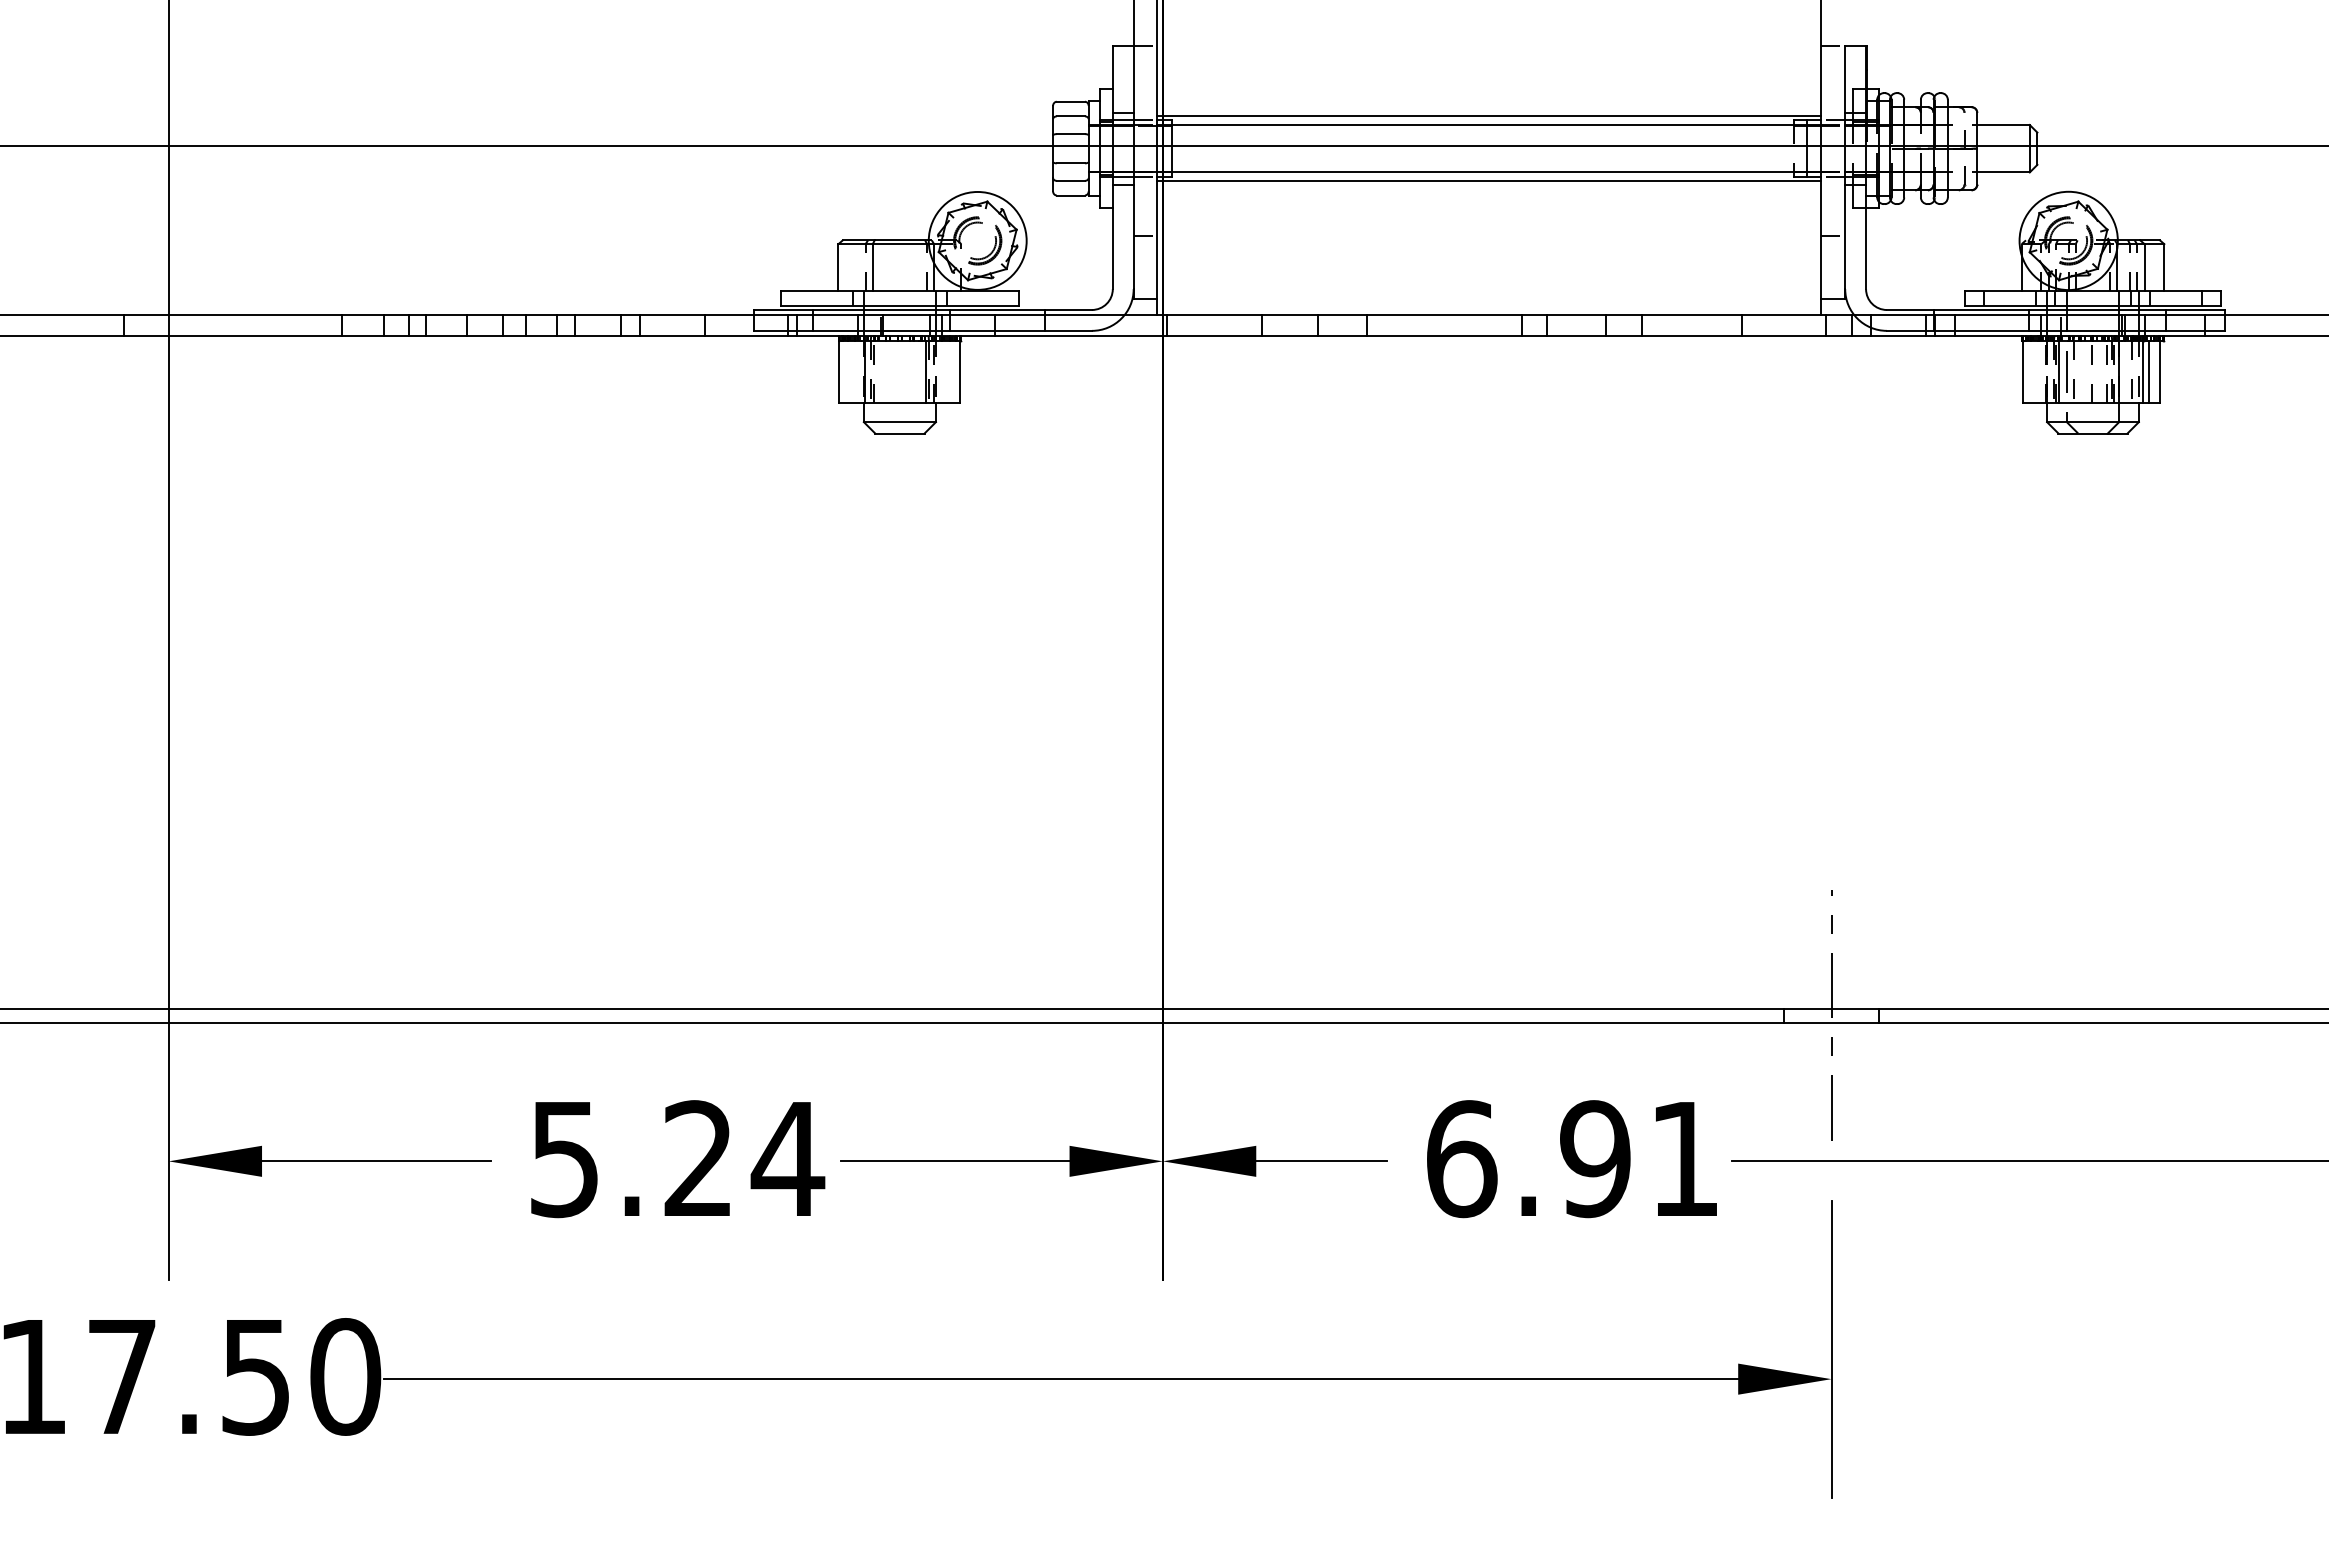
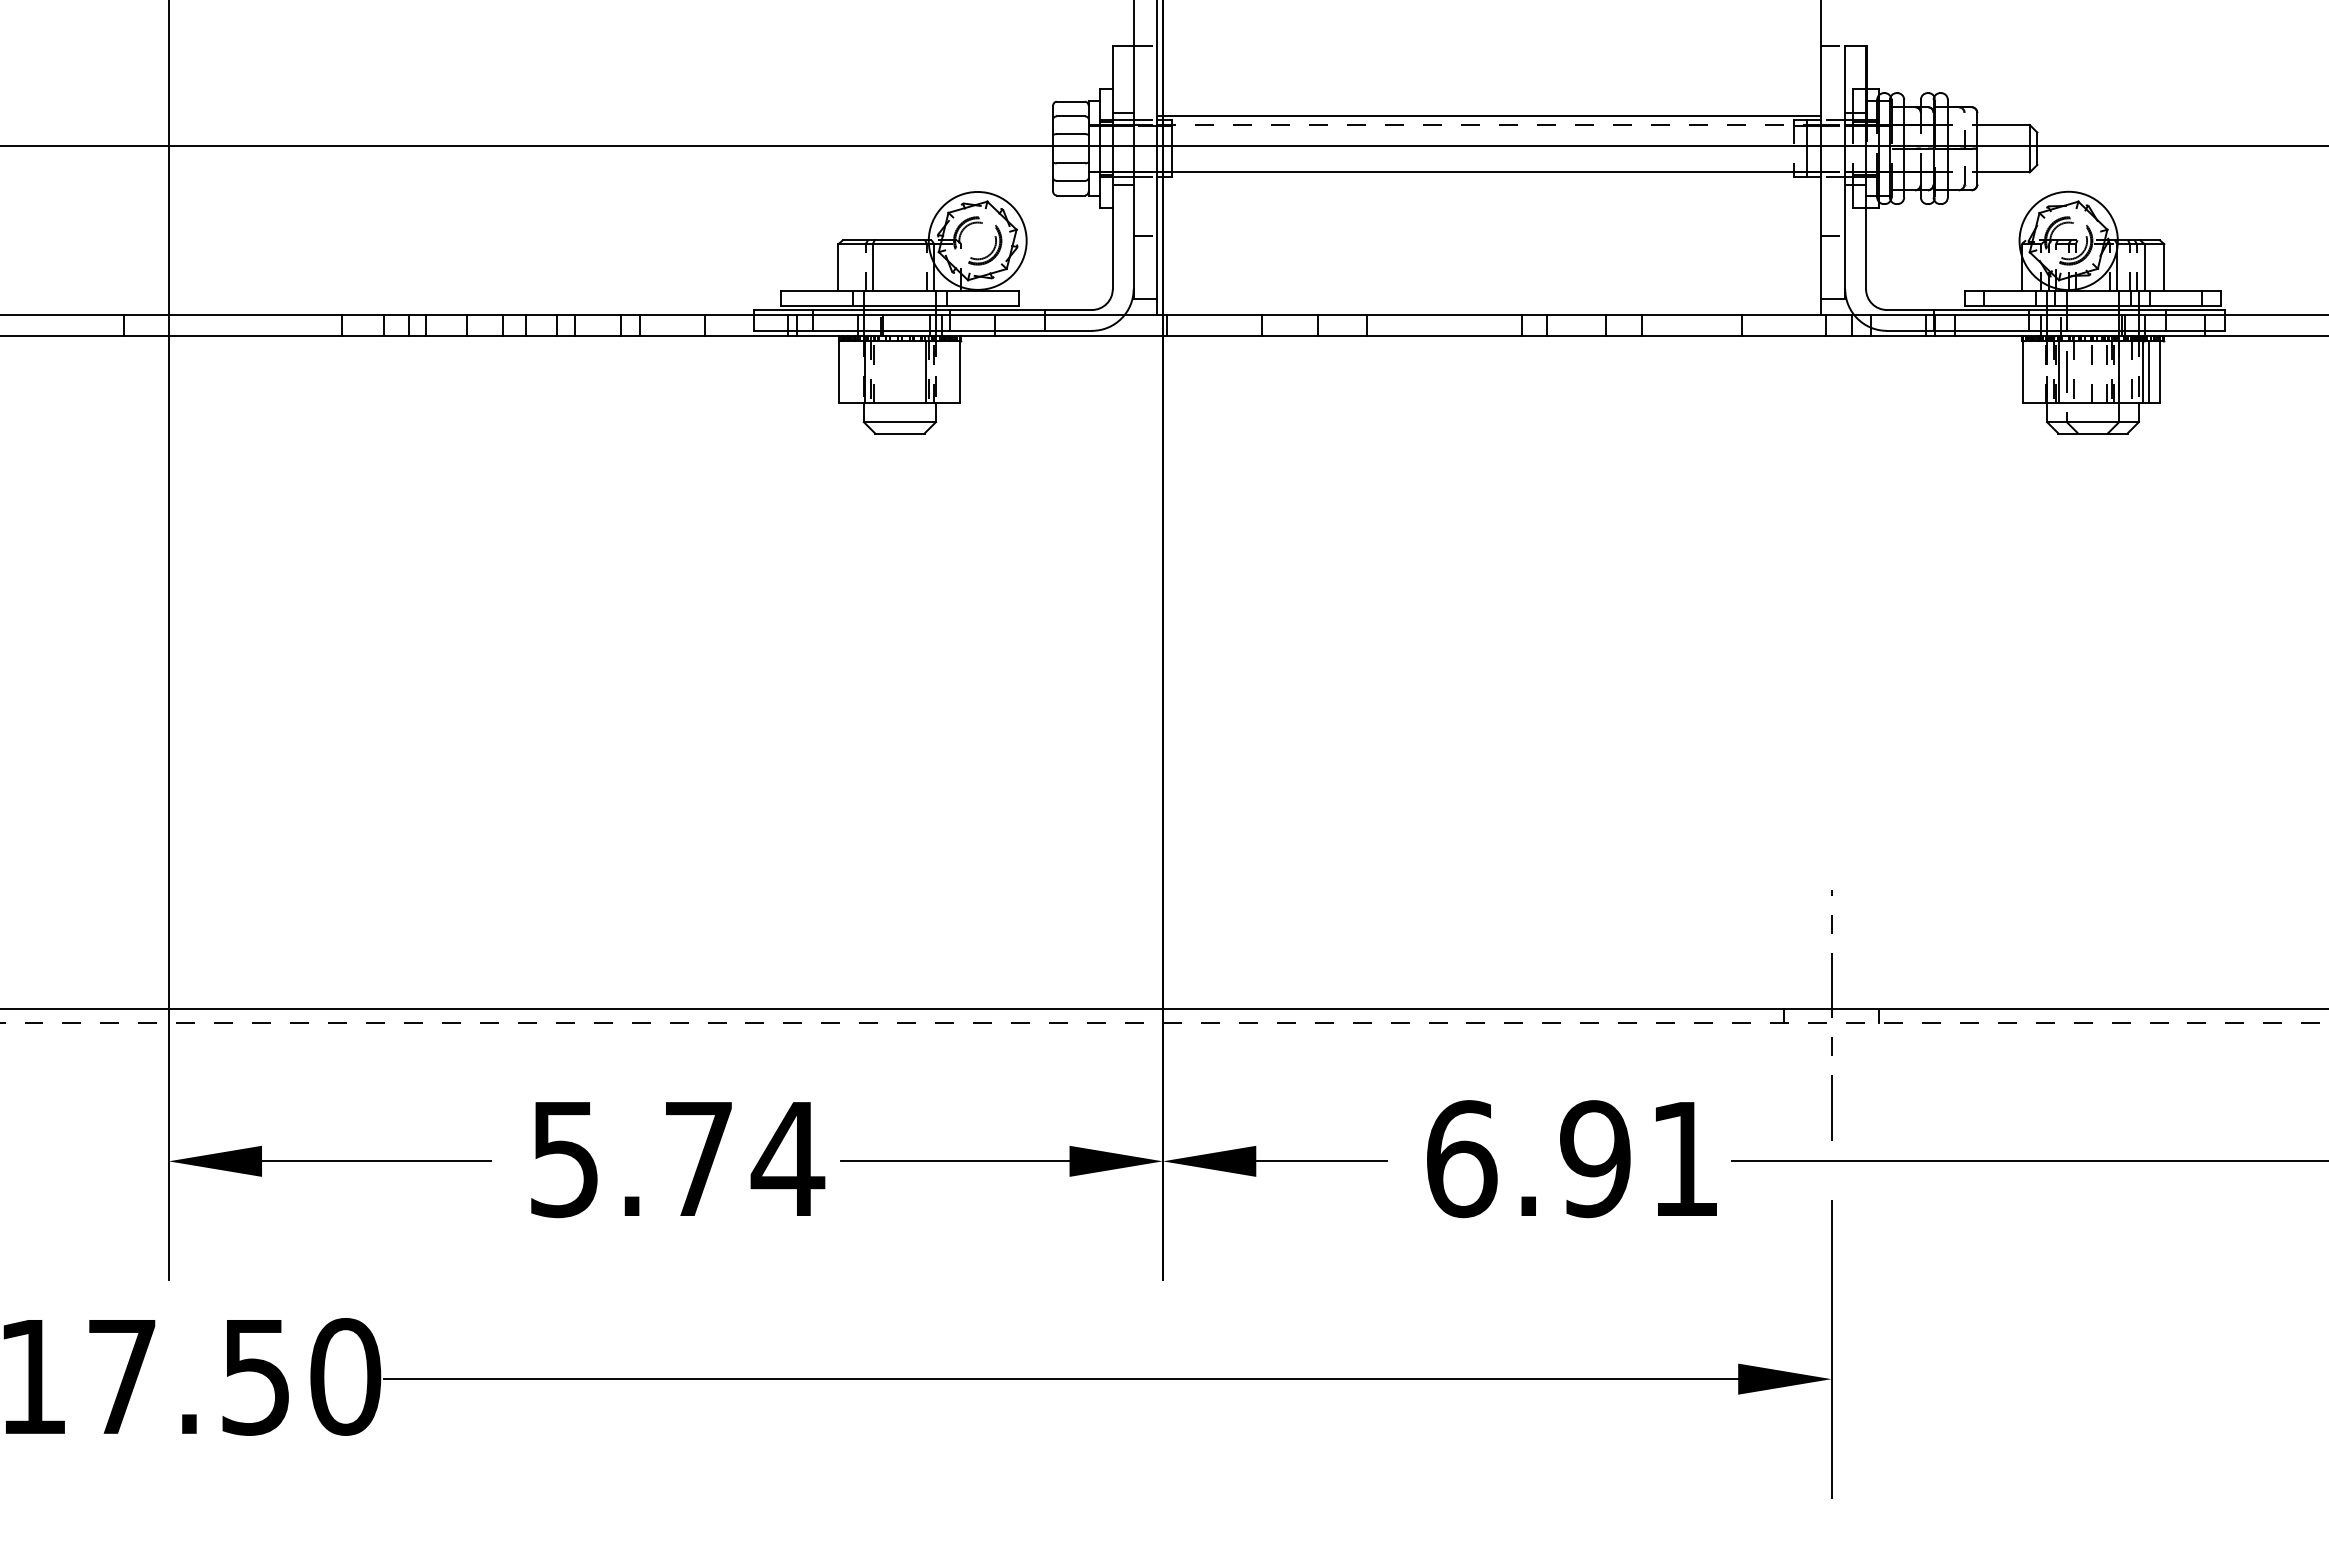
line: solid -> dashed (1489, 125)
line: present -> none (1489, 181)
line: solid -> dashed (1164, 1022)
text: 5.24 -> 5.74 (697, 1157)
